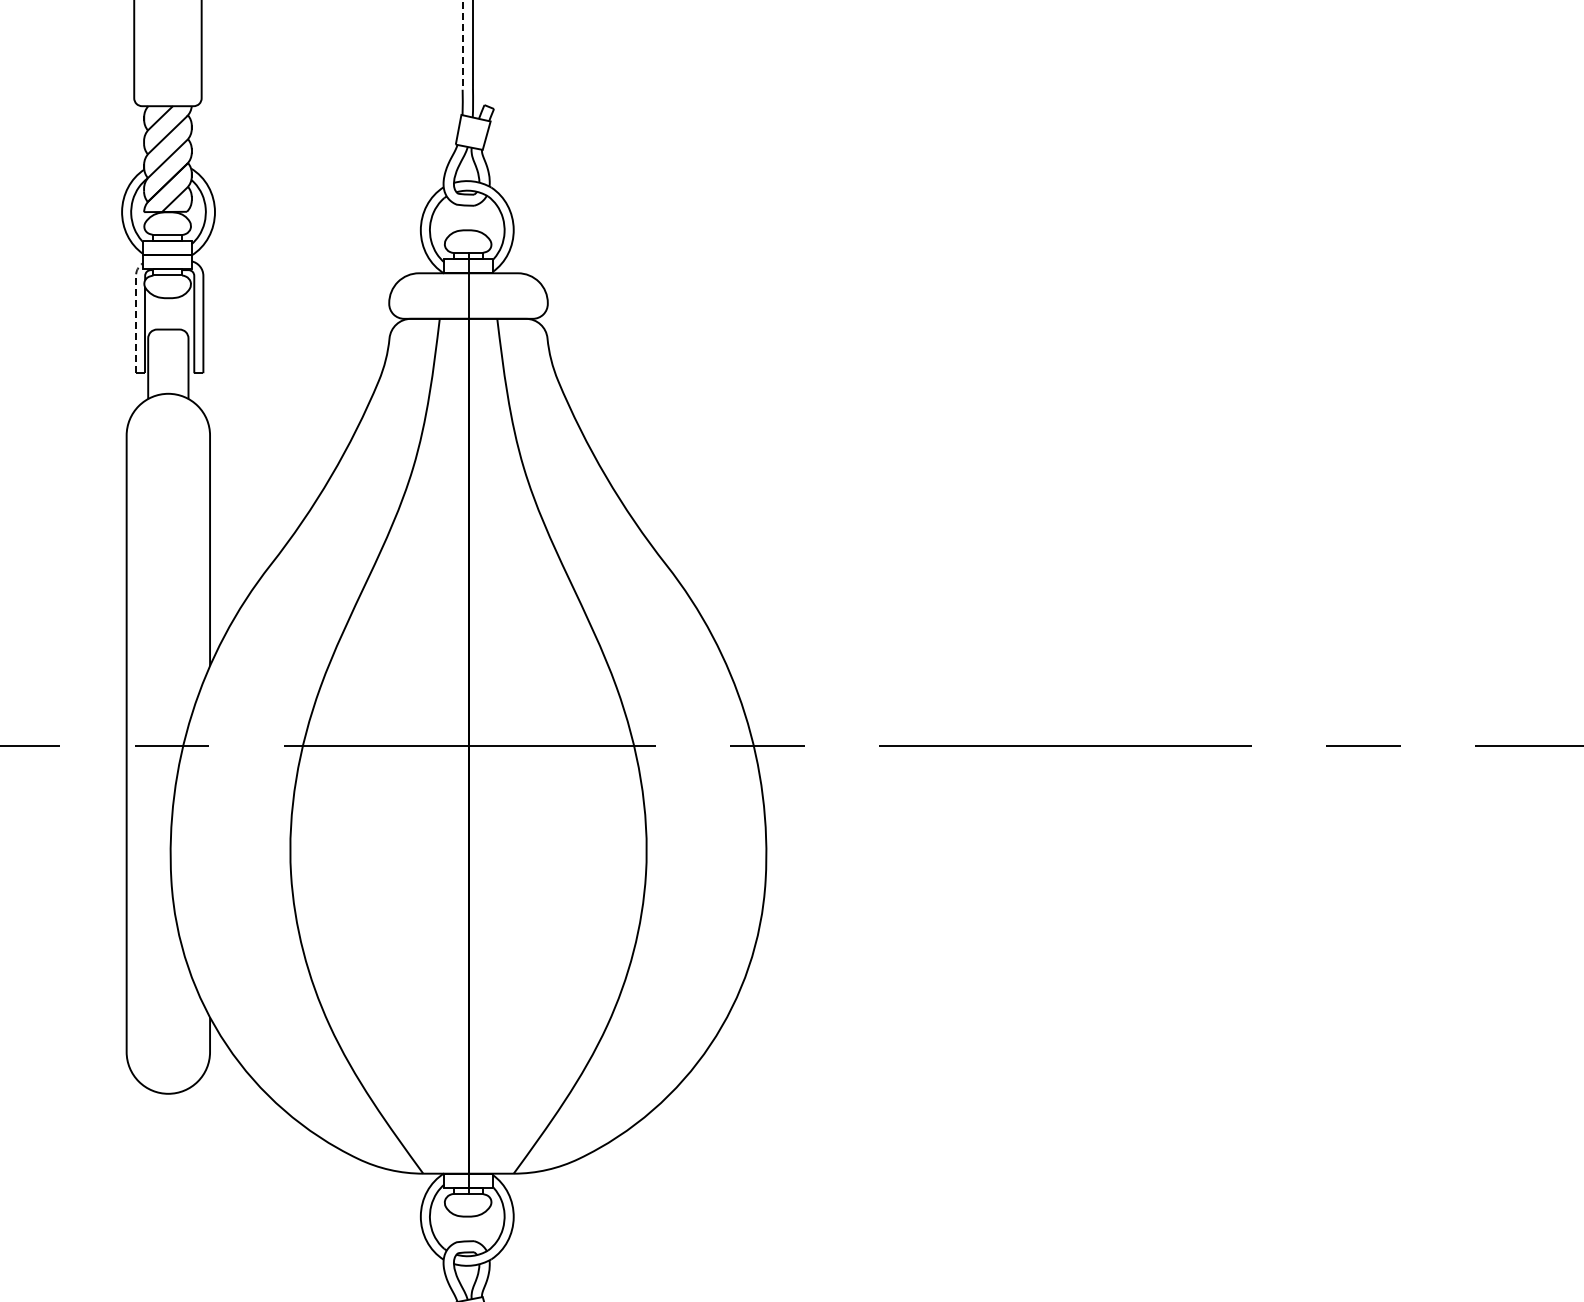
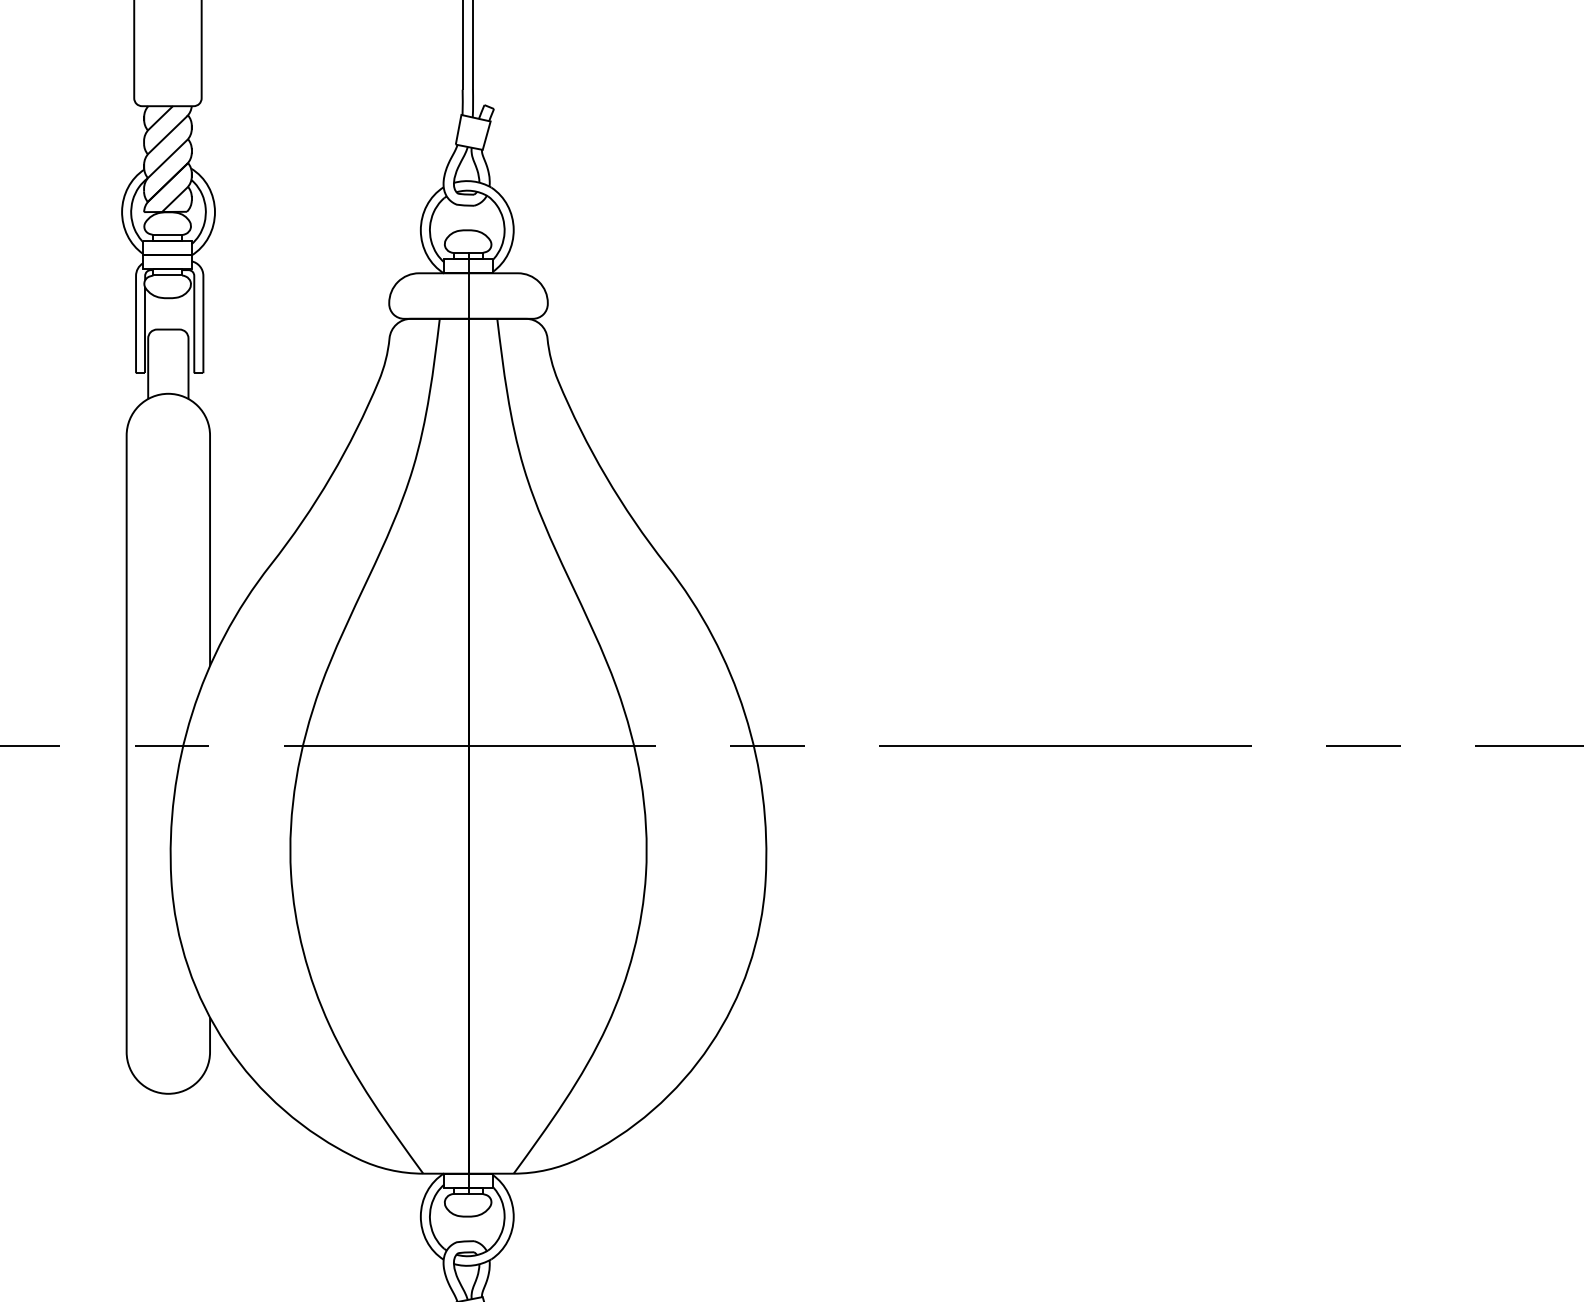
line: dashed -> solid (462, 45)
line: dashed -> solid (136, 314)
